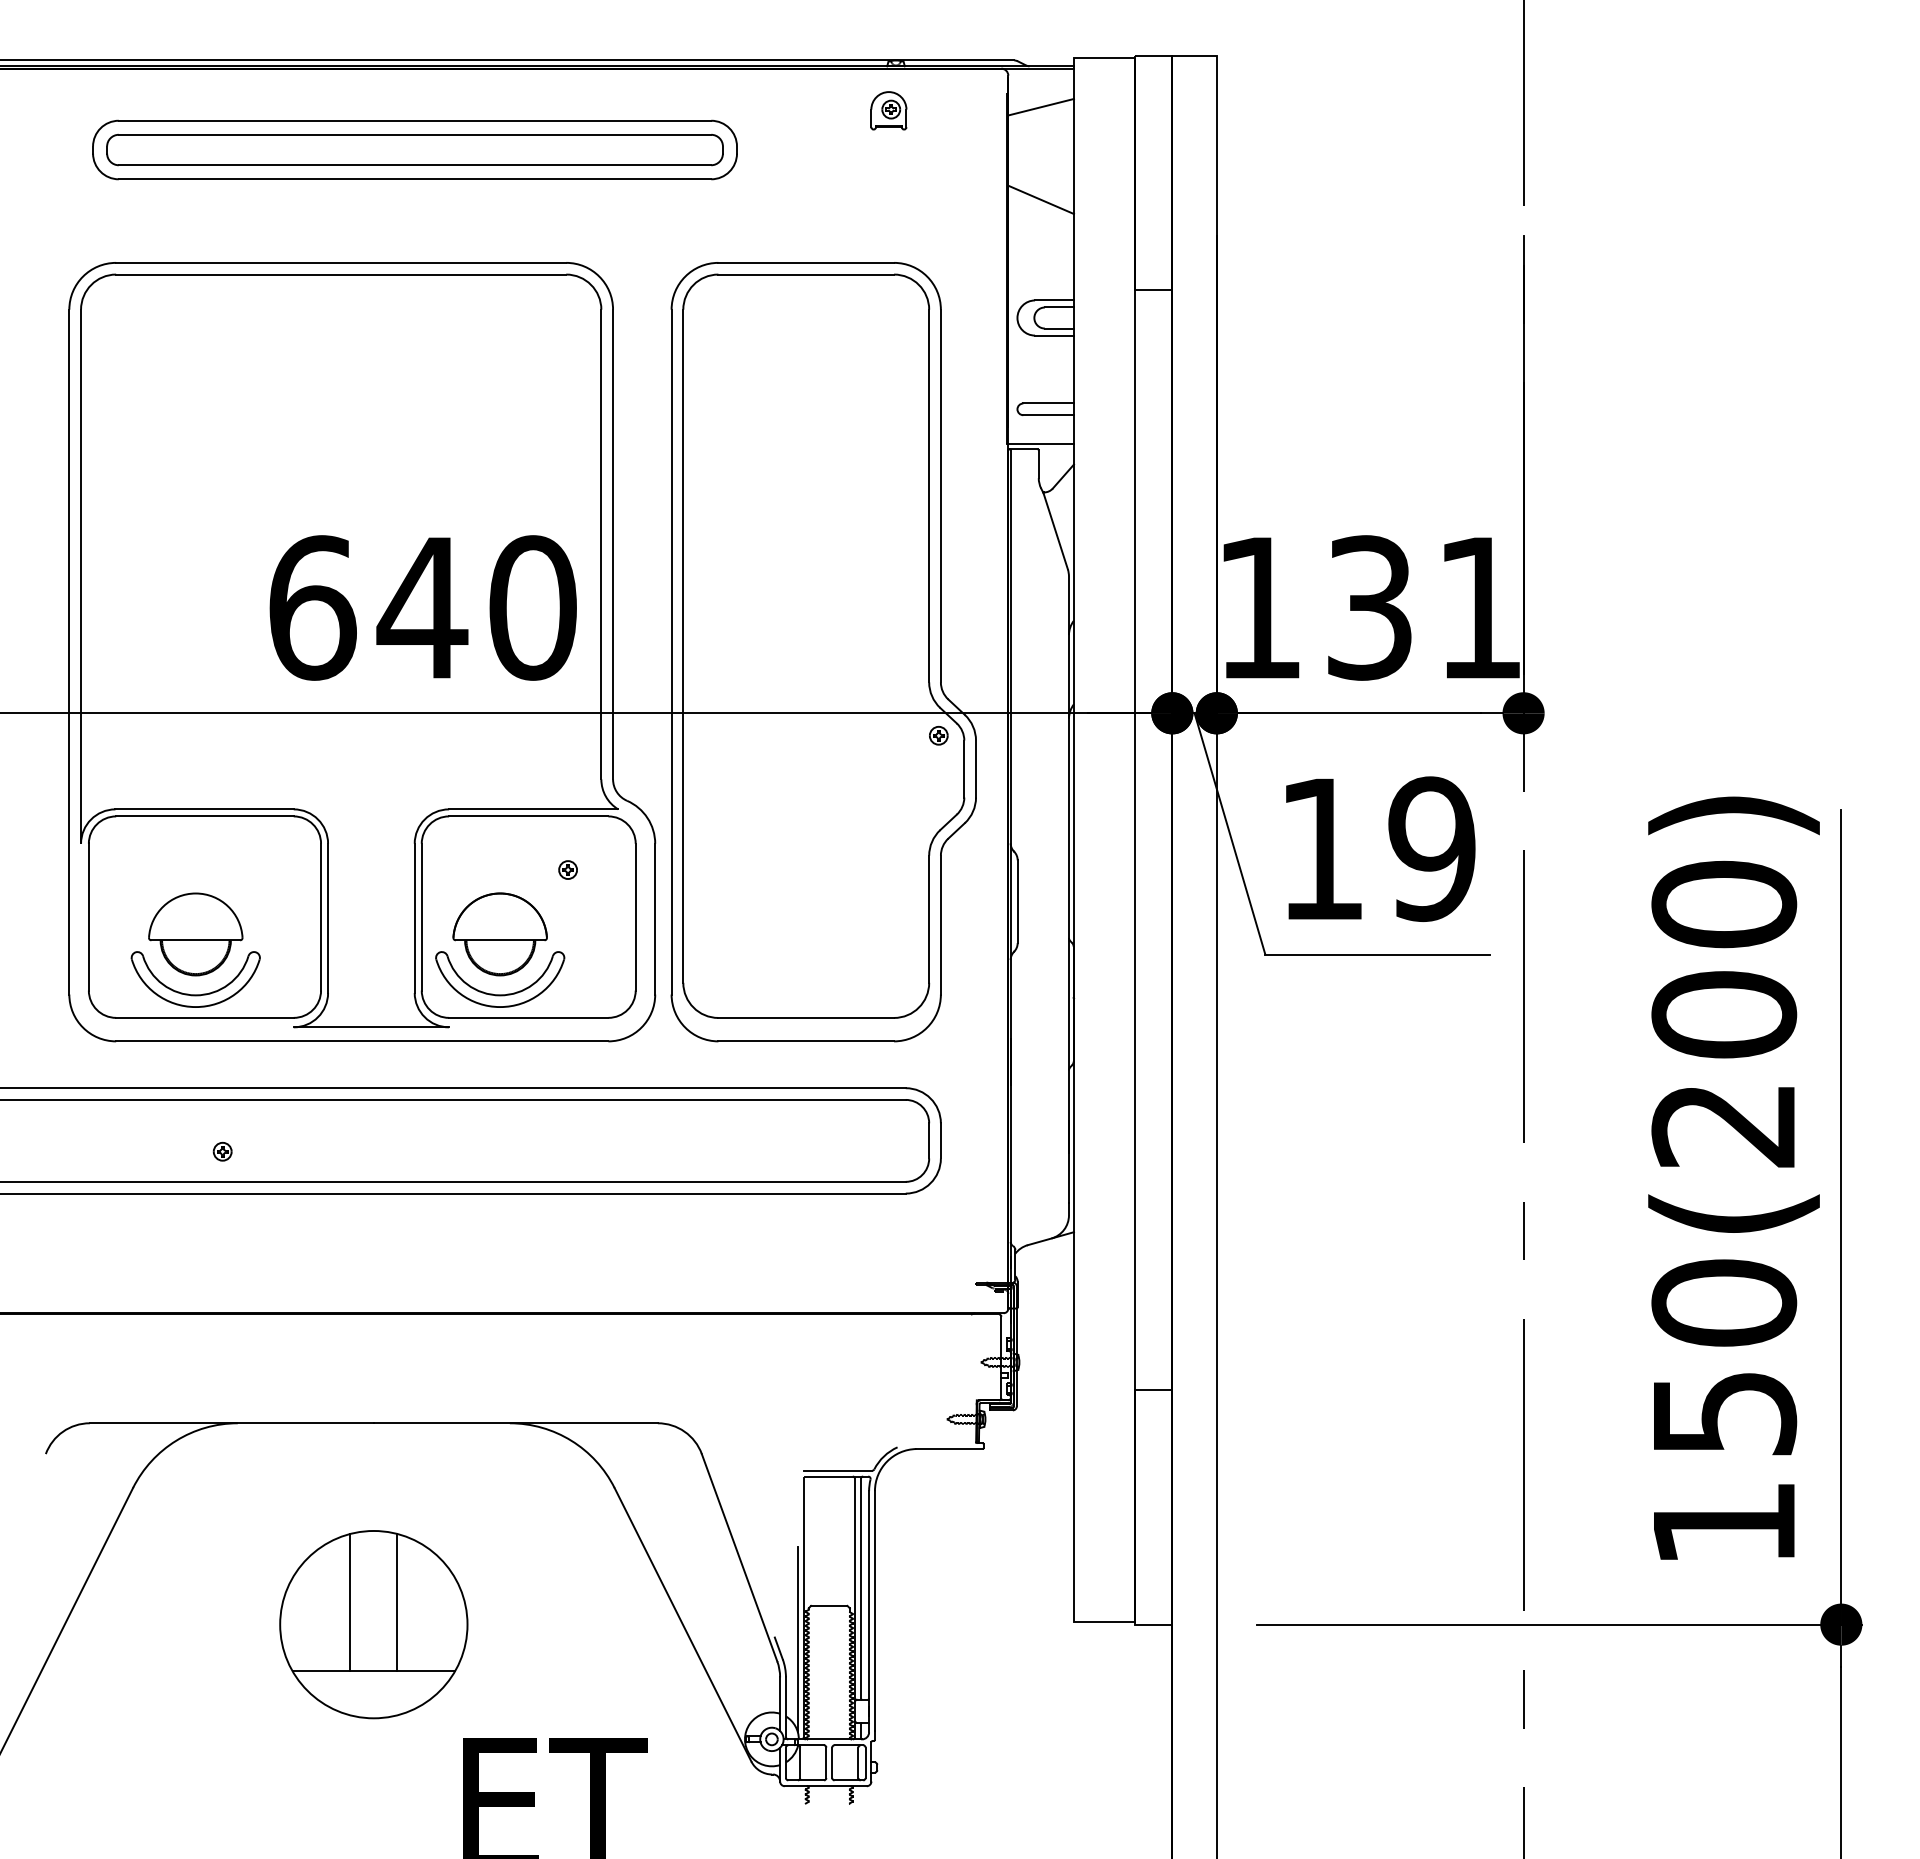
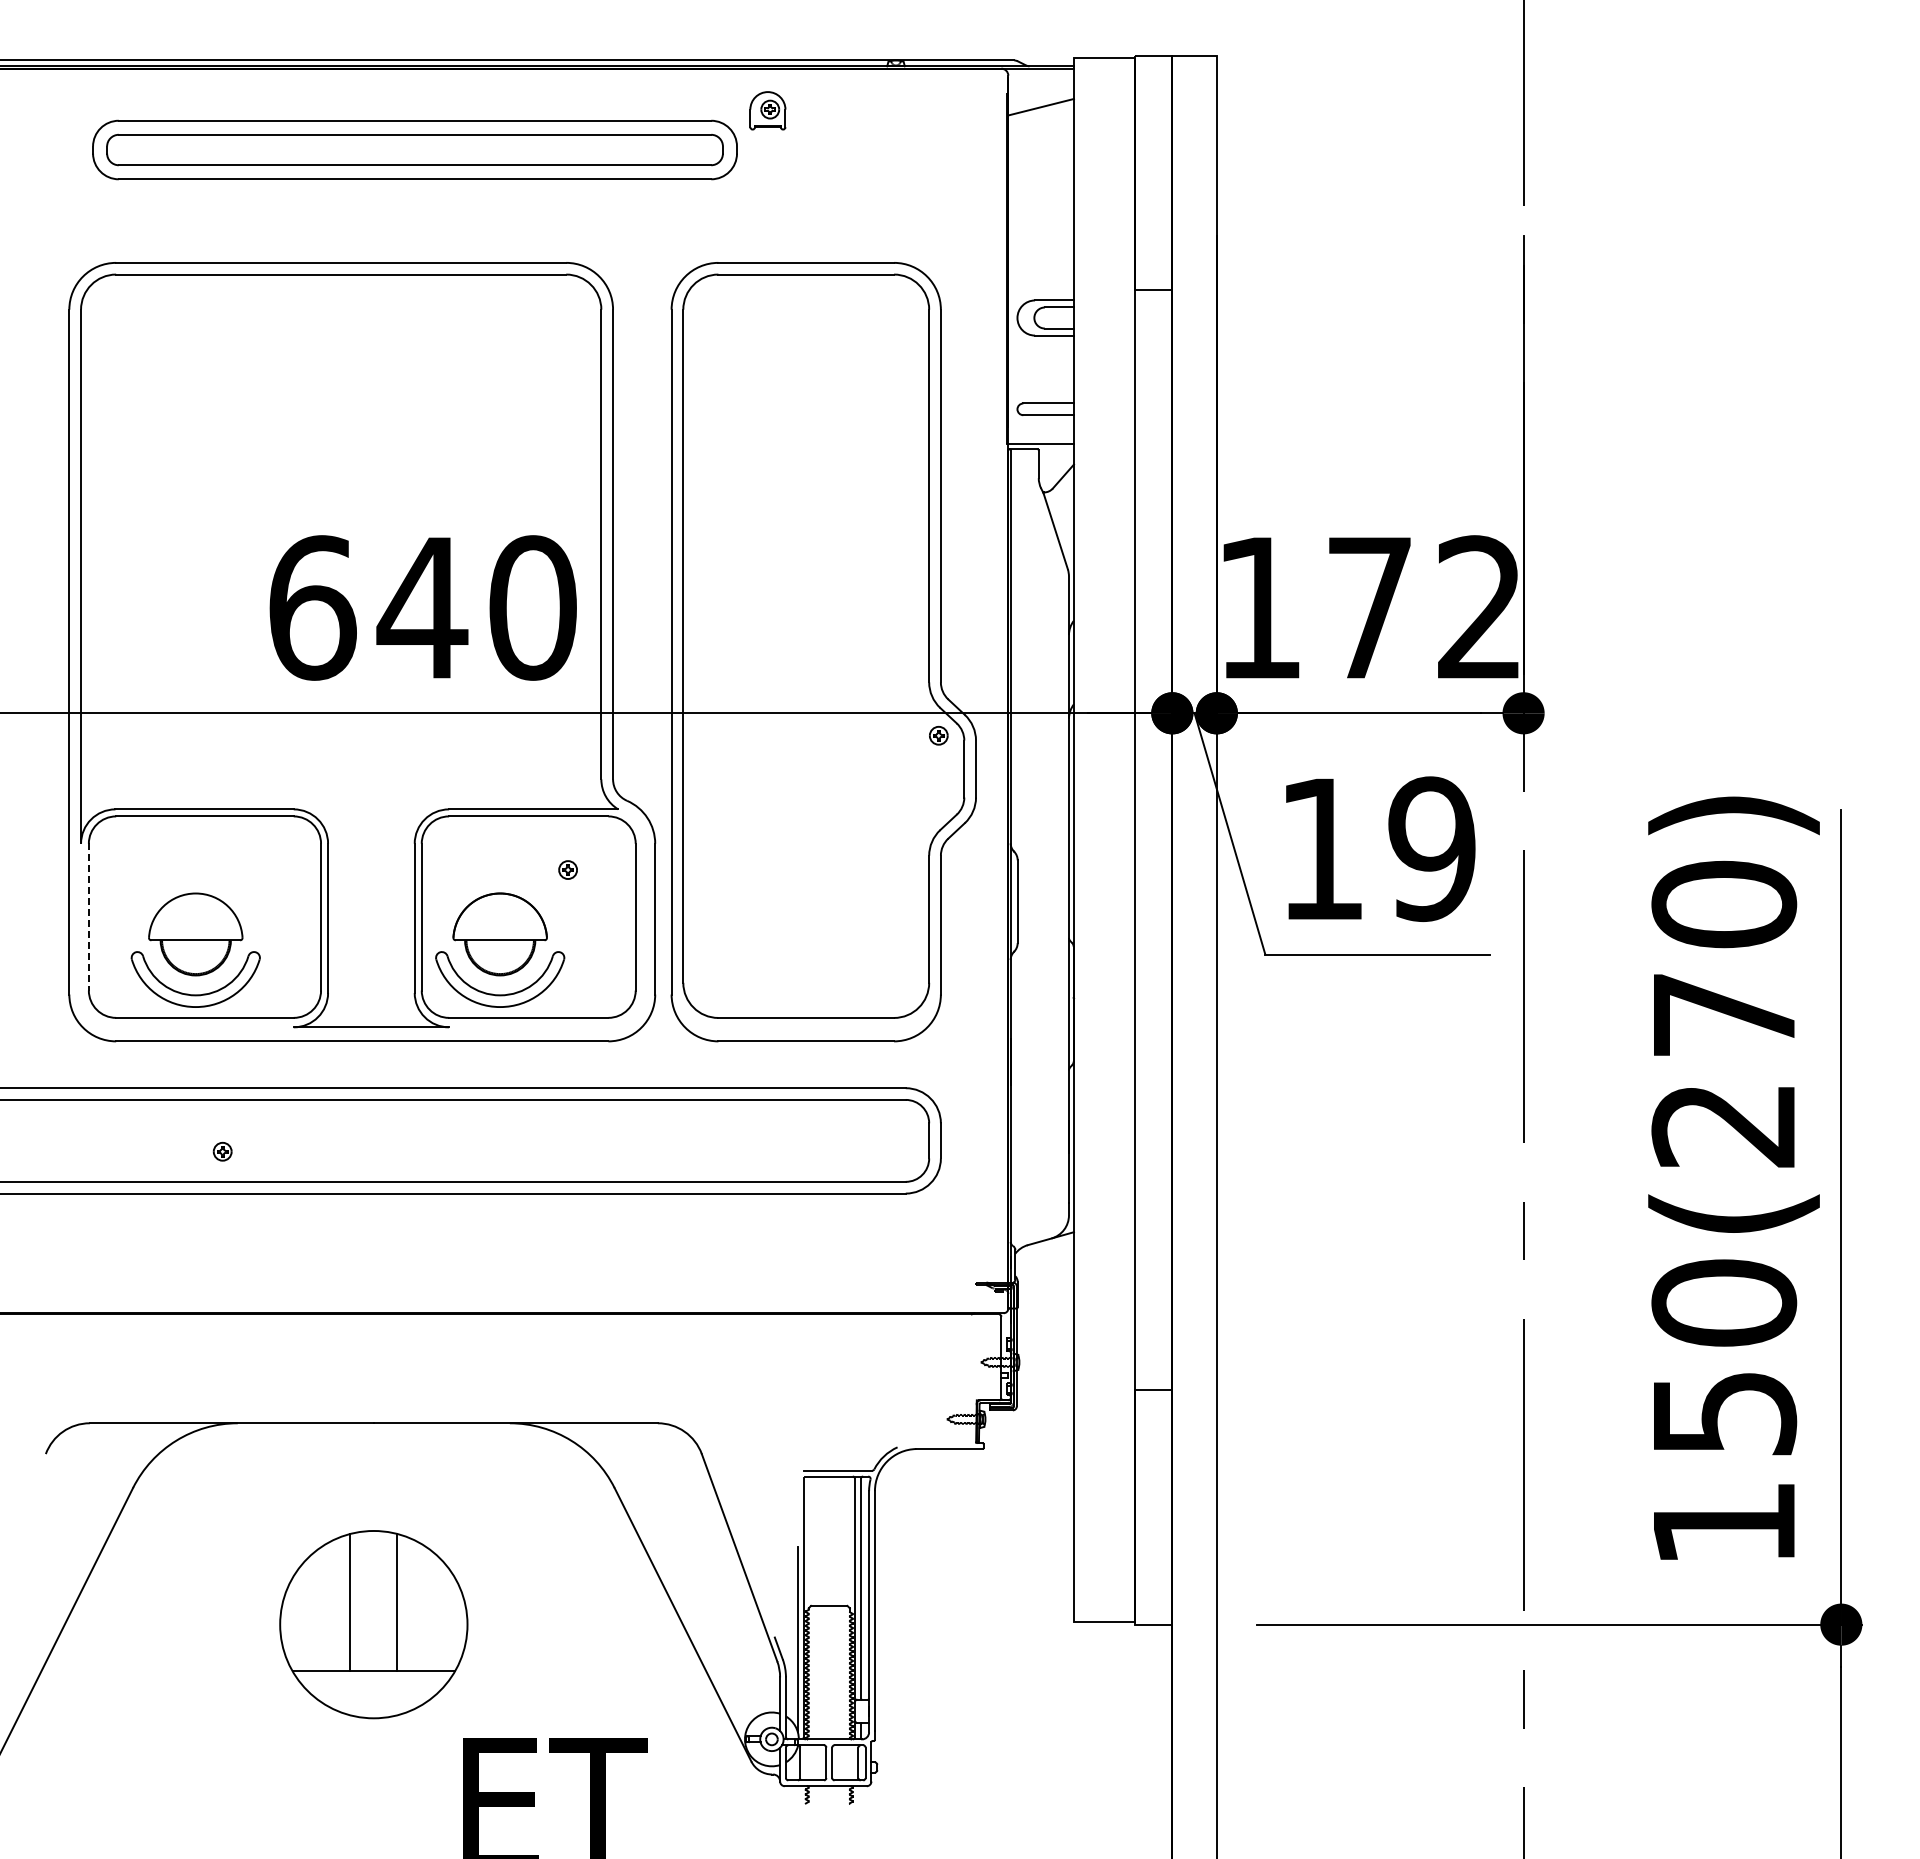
part position: (888, 110) -> (767, 110) (767, 110)
line: present -> none (1040, 199)
text: 131 -> 172 (1423, 607)
line: solid -> dashed (88, 916)
text: 150(200) -> 150(270) (1724, 1014)
